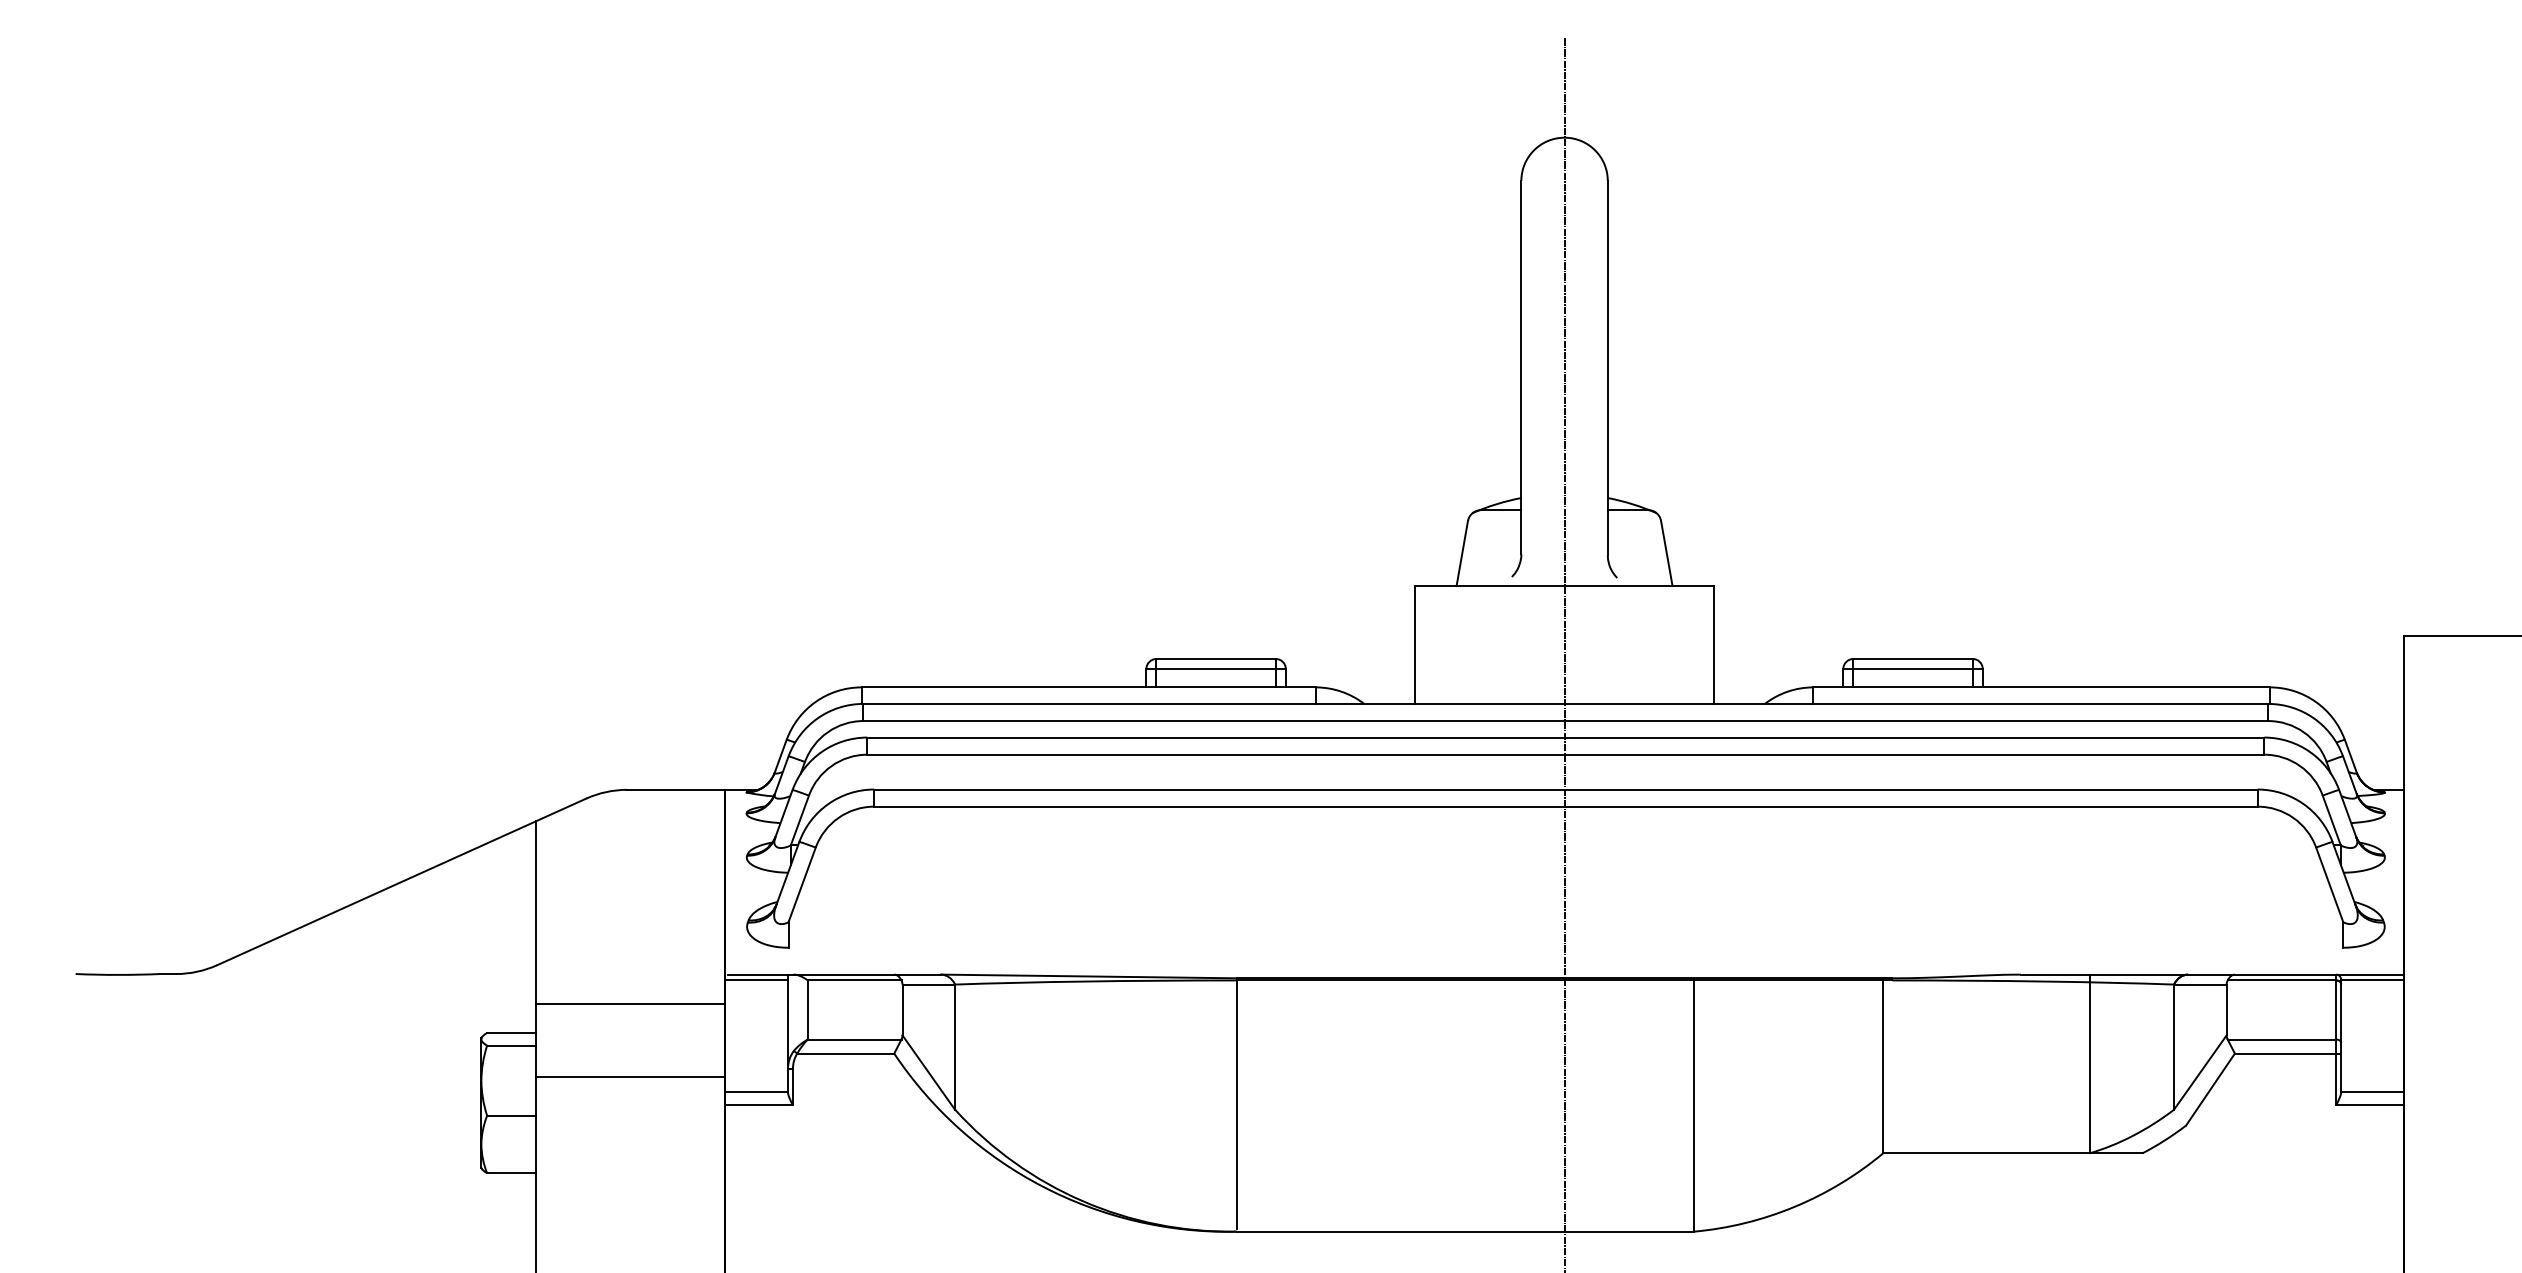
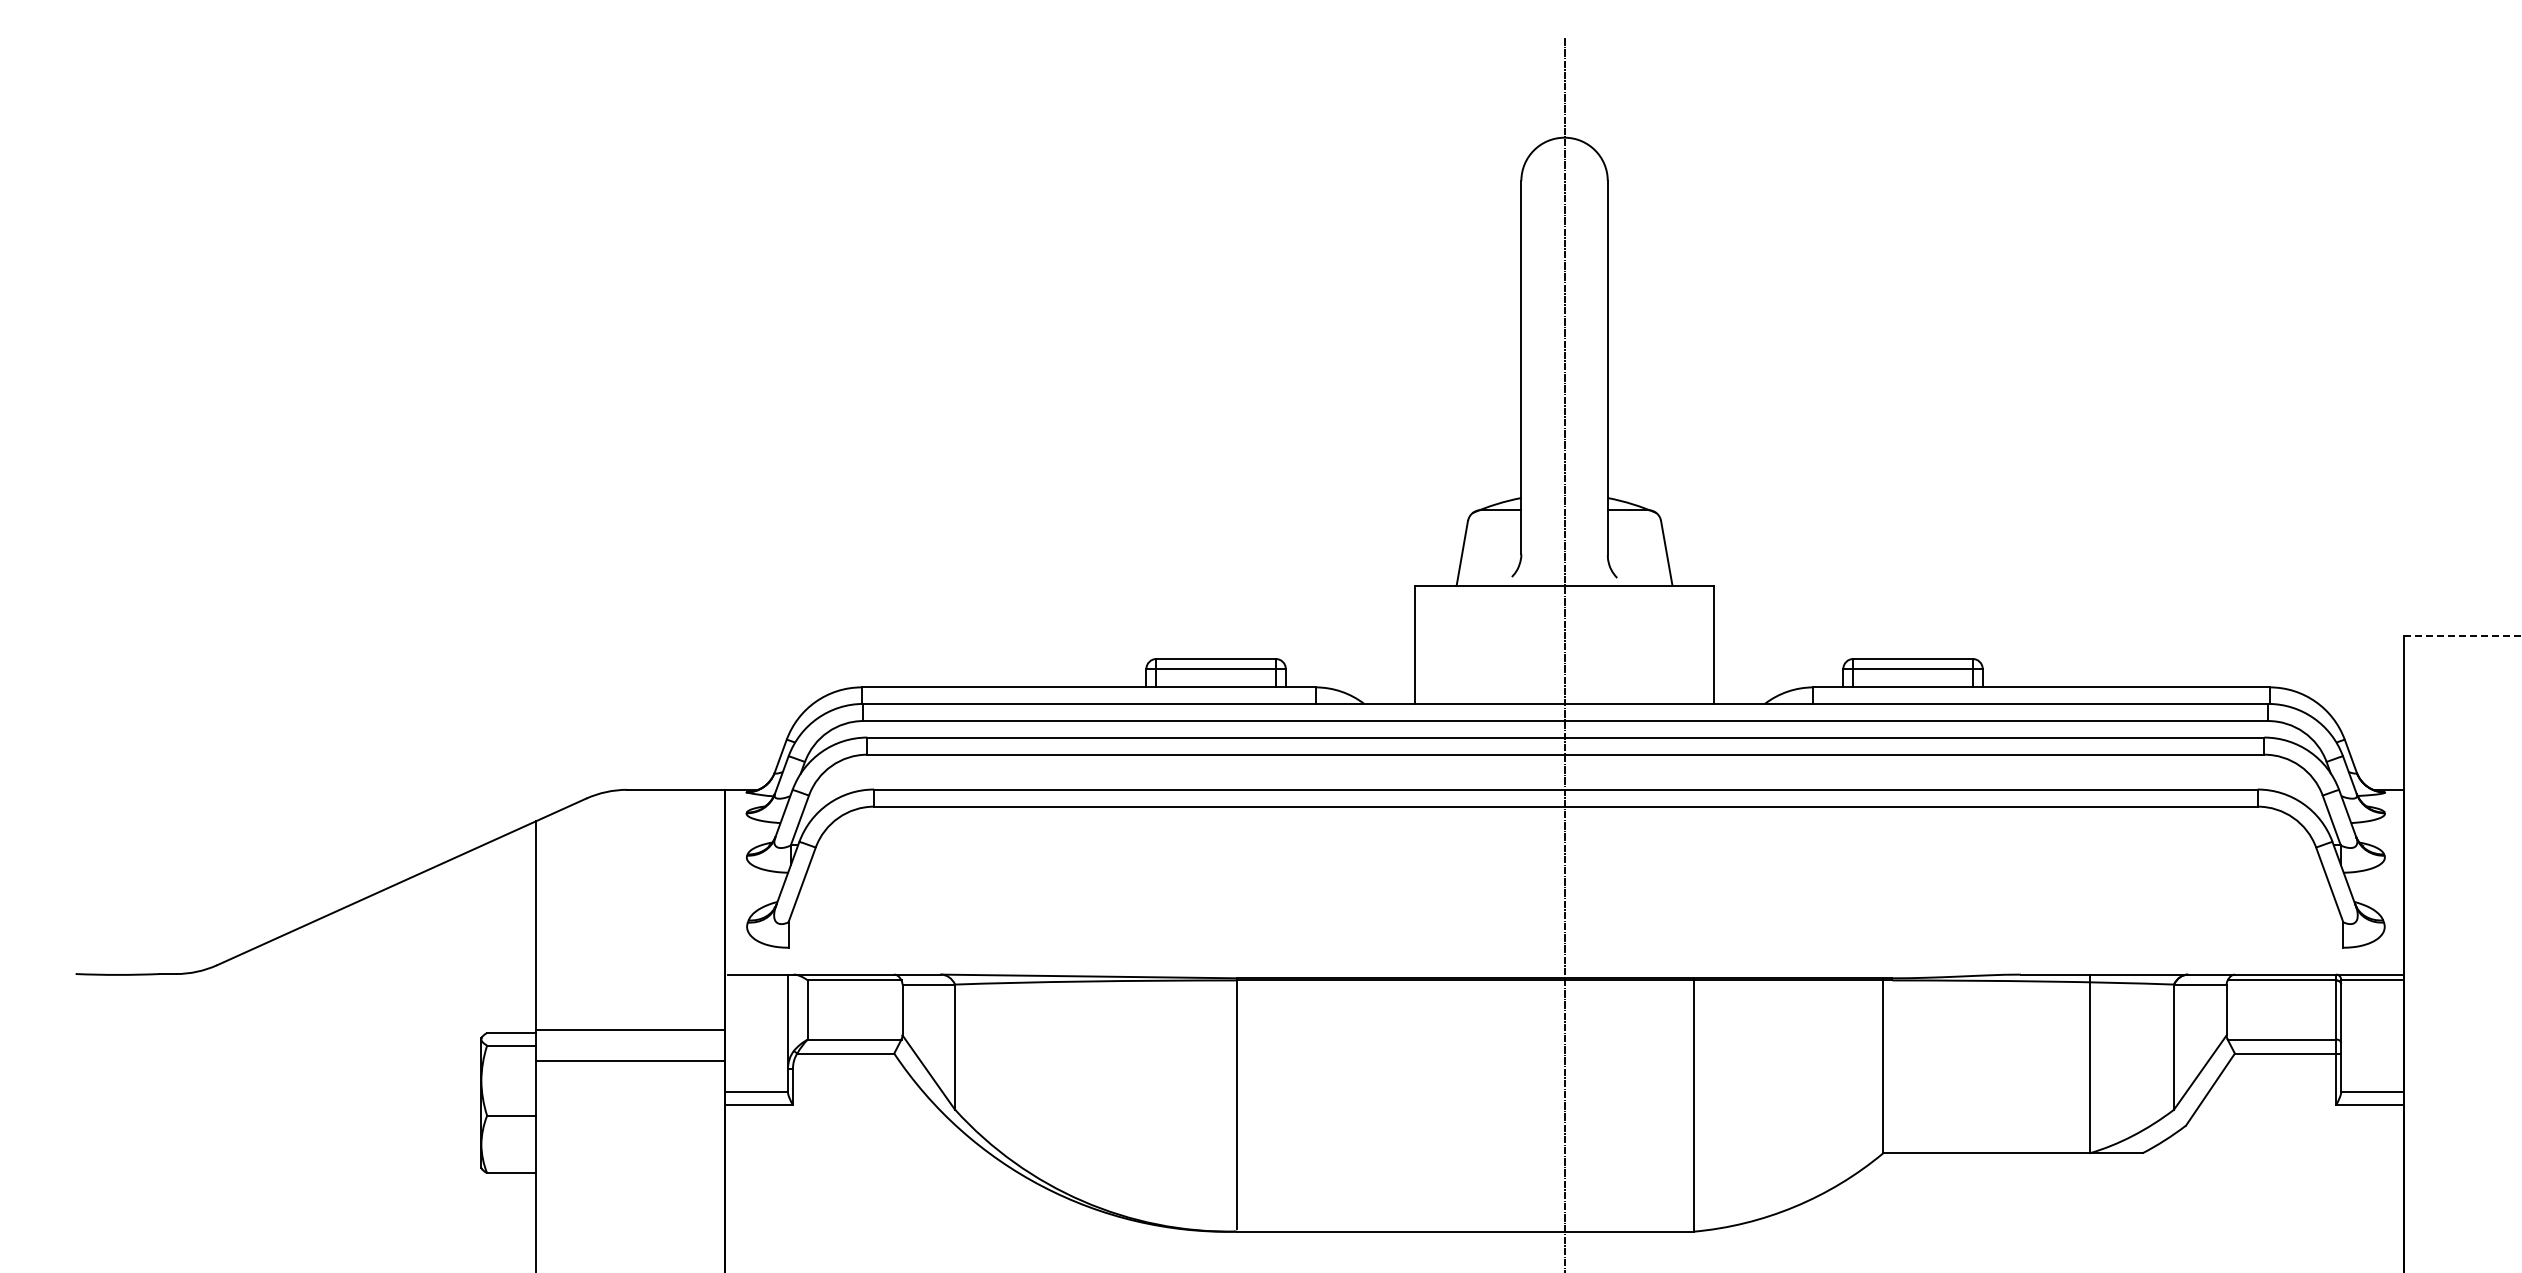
line: solid -> dashed (2462, 635)
line: present -> none (756, 979)
line position: (630, 1003) -> (630, 1029) (630, 1029)
line position: (630, 1077) -> (630, 1061) (630, 1061)
